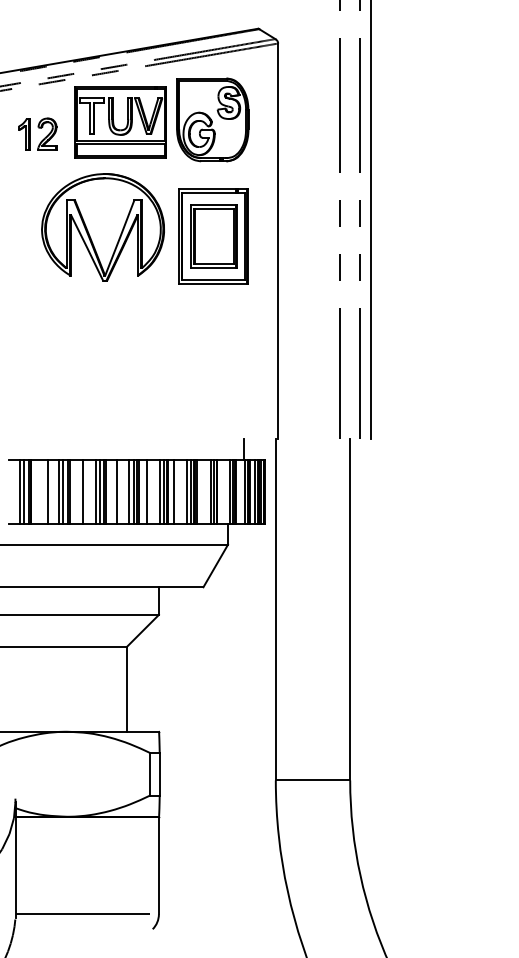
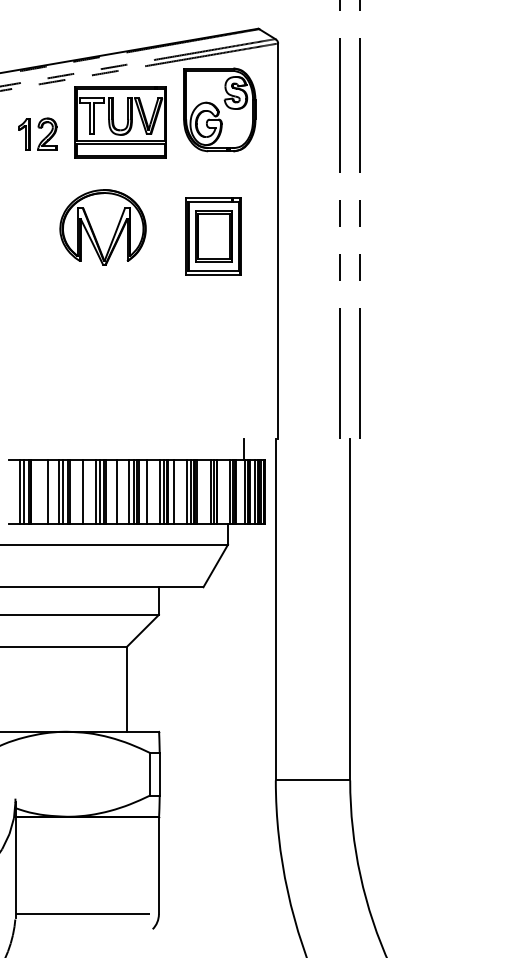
part position: (212, 119) -> (219, 109) (219, 109)
line: present -> none (371, 220)
part size: 124x109 px -> 88x77 px (102, 227)
part size: 71x97 px -> 57x79 px (213, 236)
